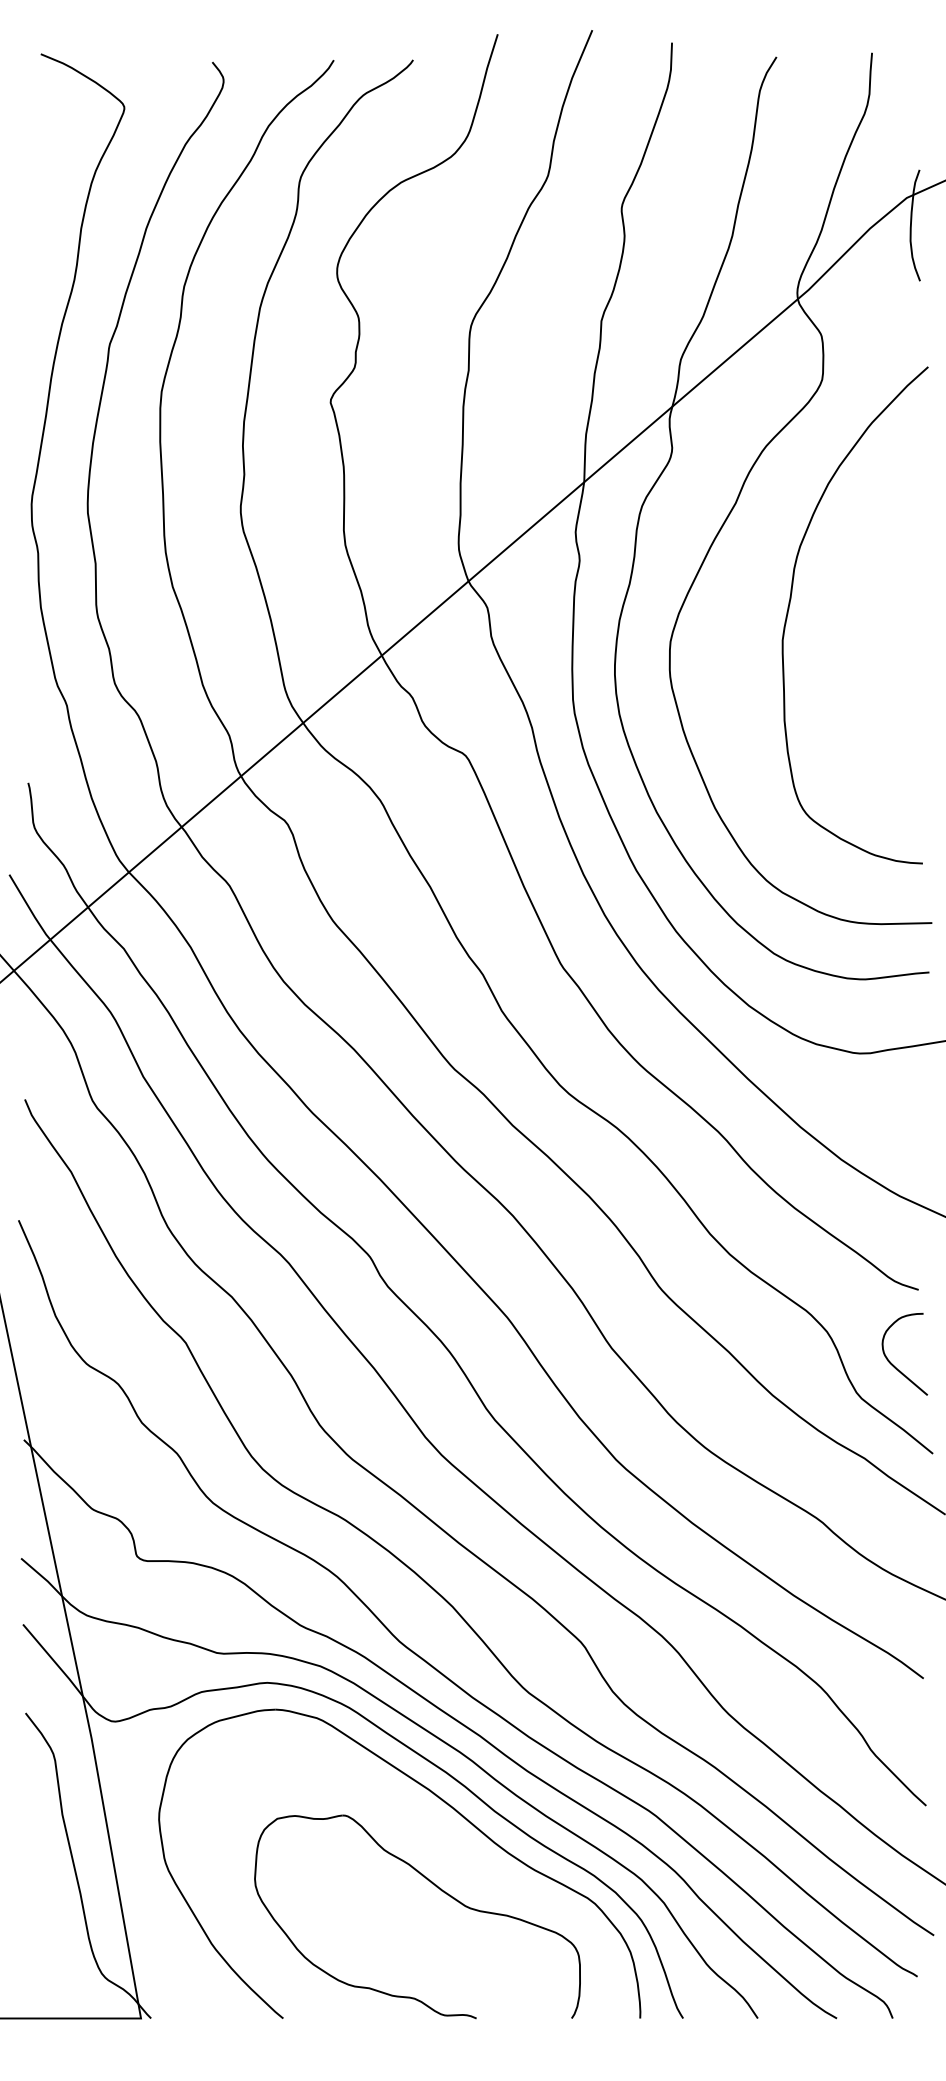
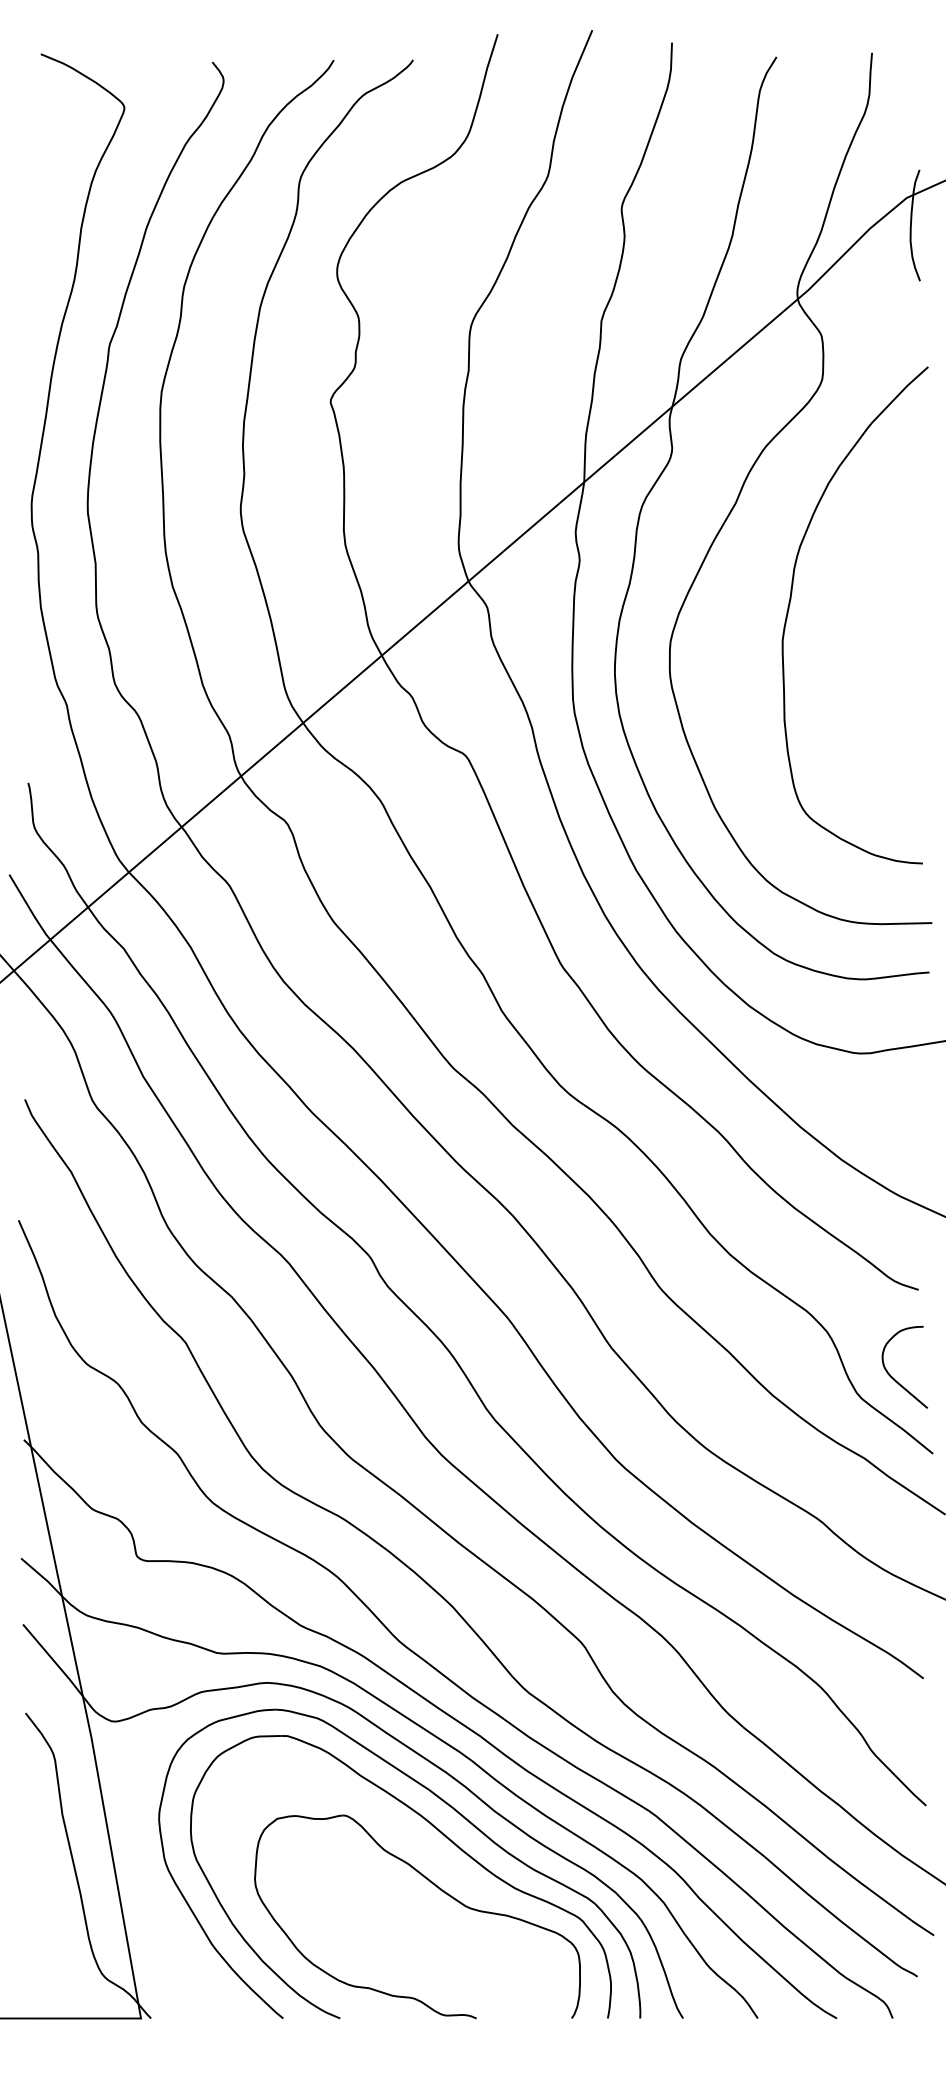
curve position: (893, 1364) -> (893, 1377) (893, 1377)
part: none -> present (440, 1833)
